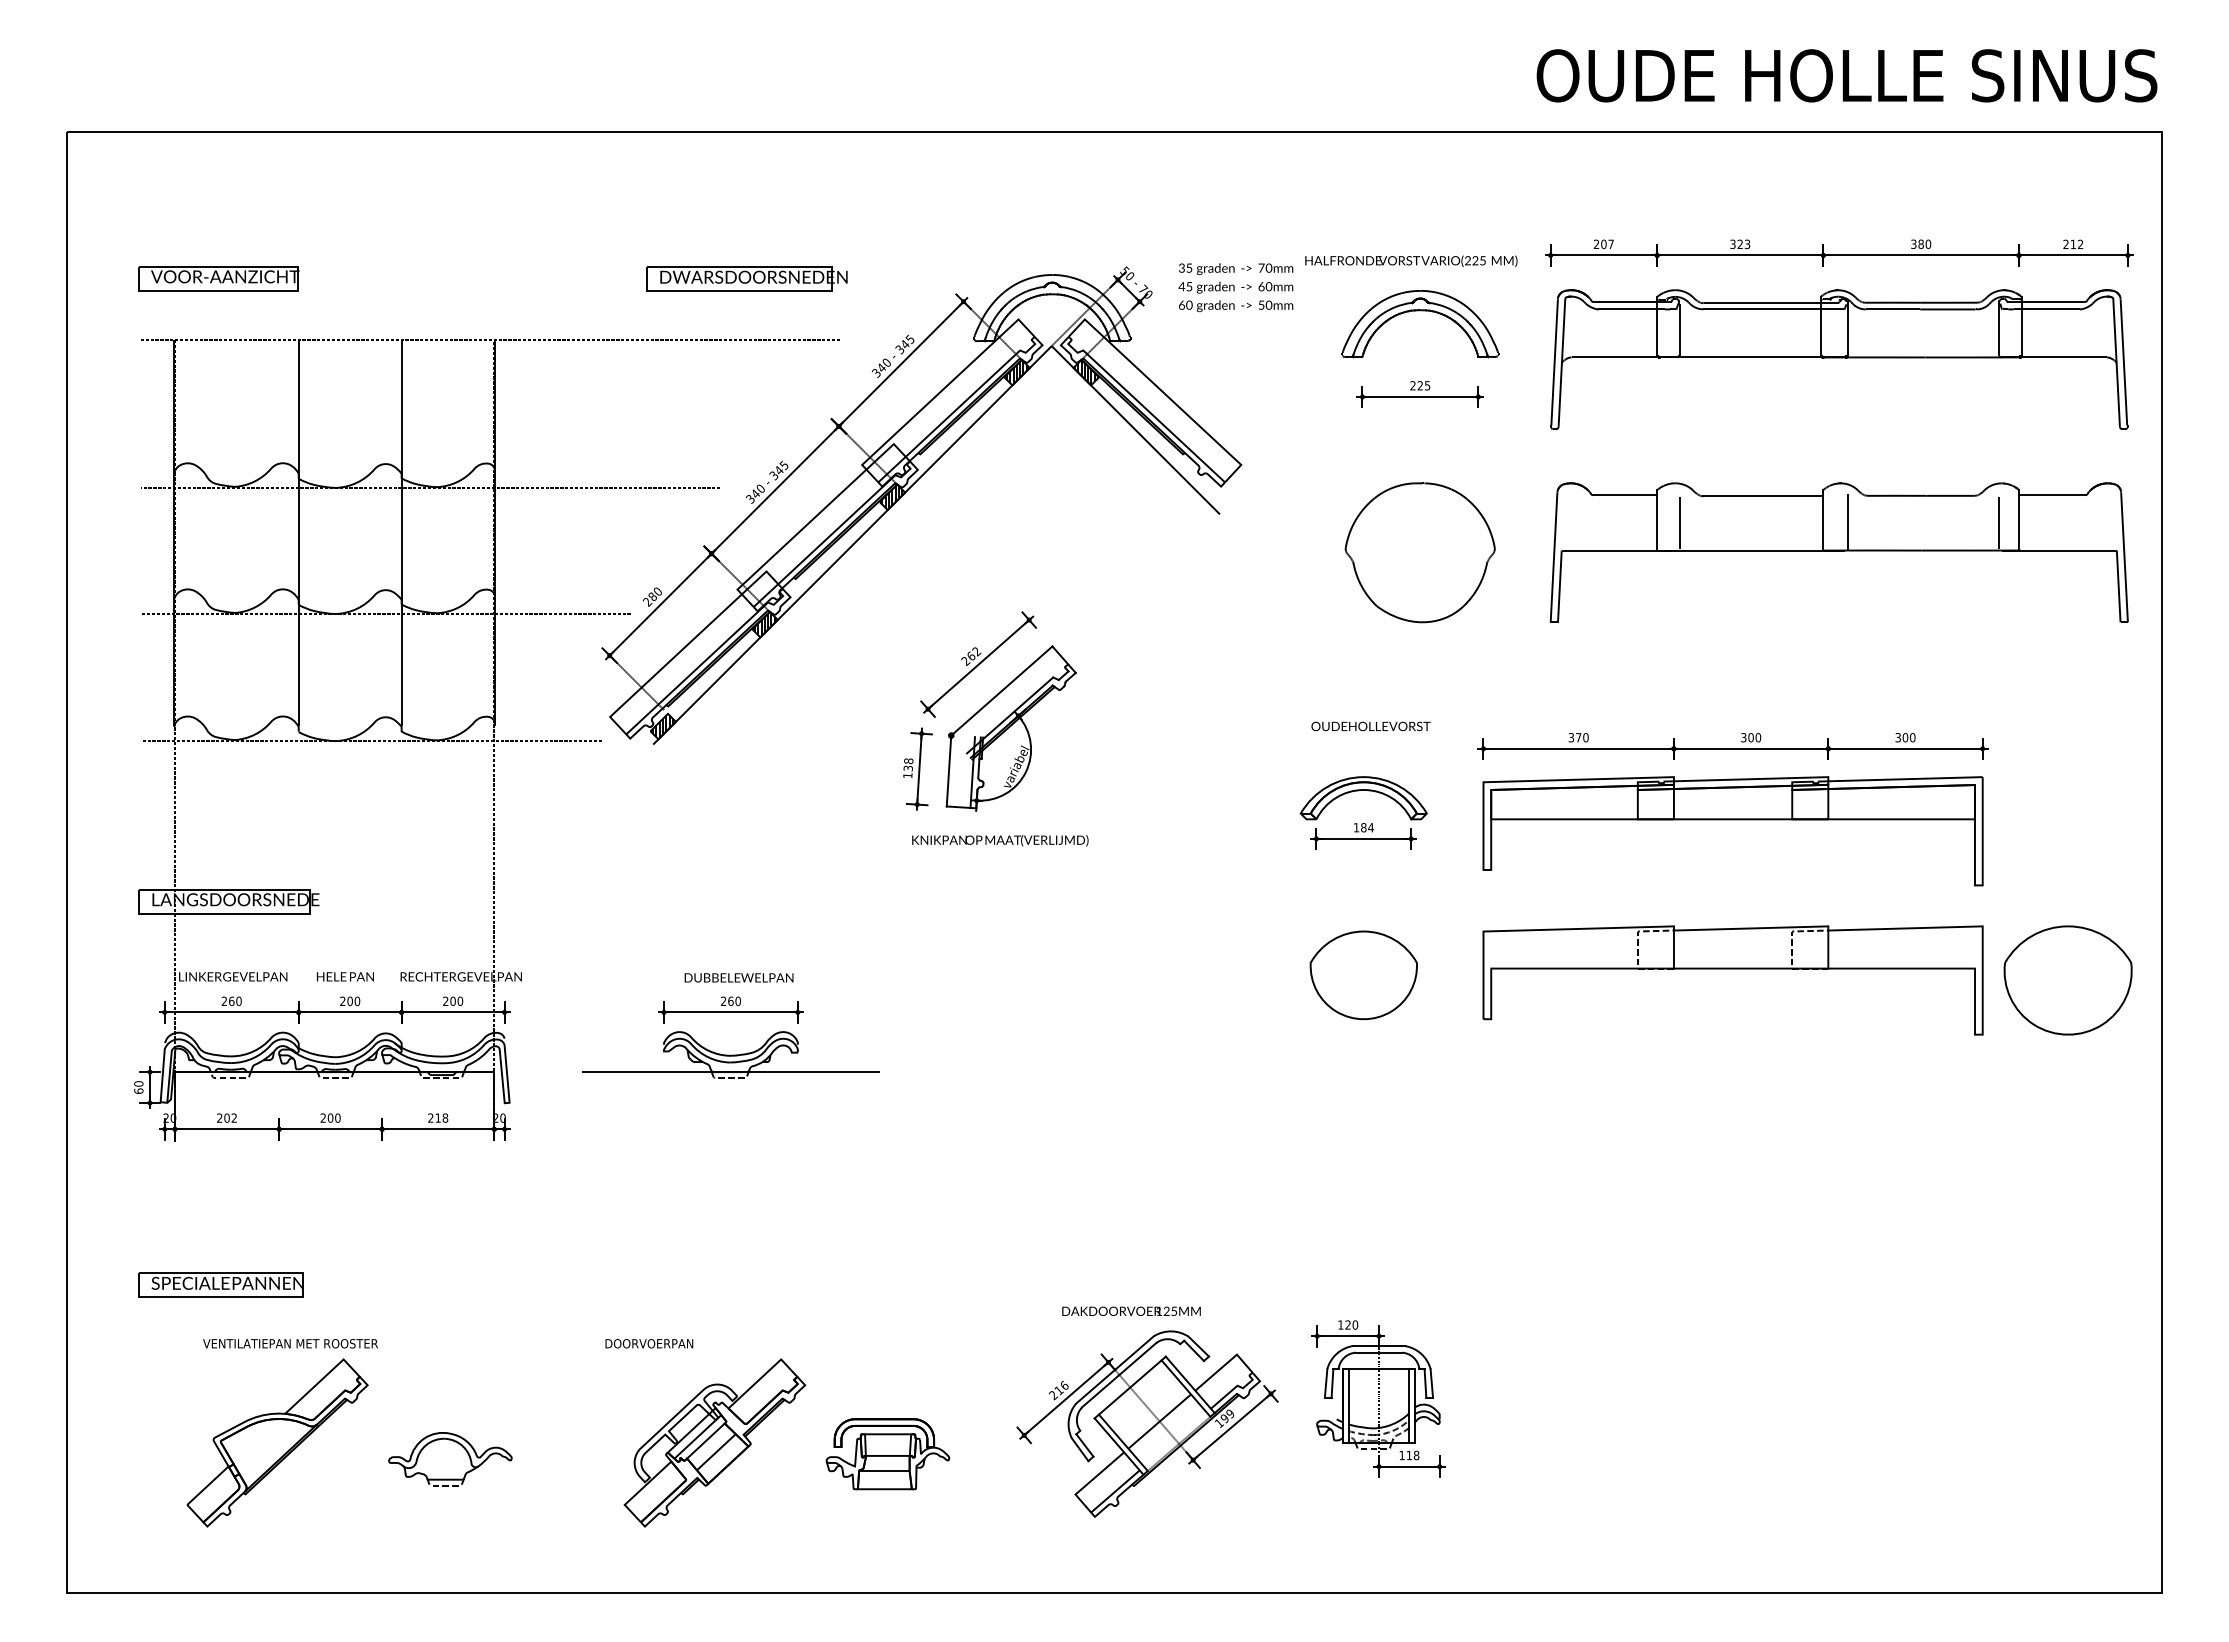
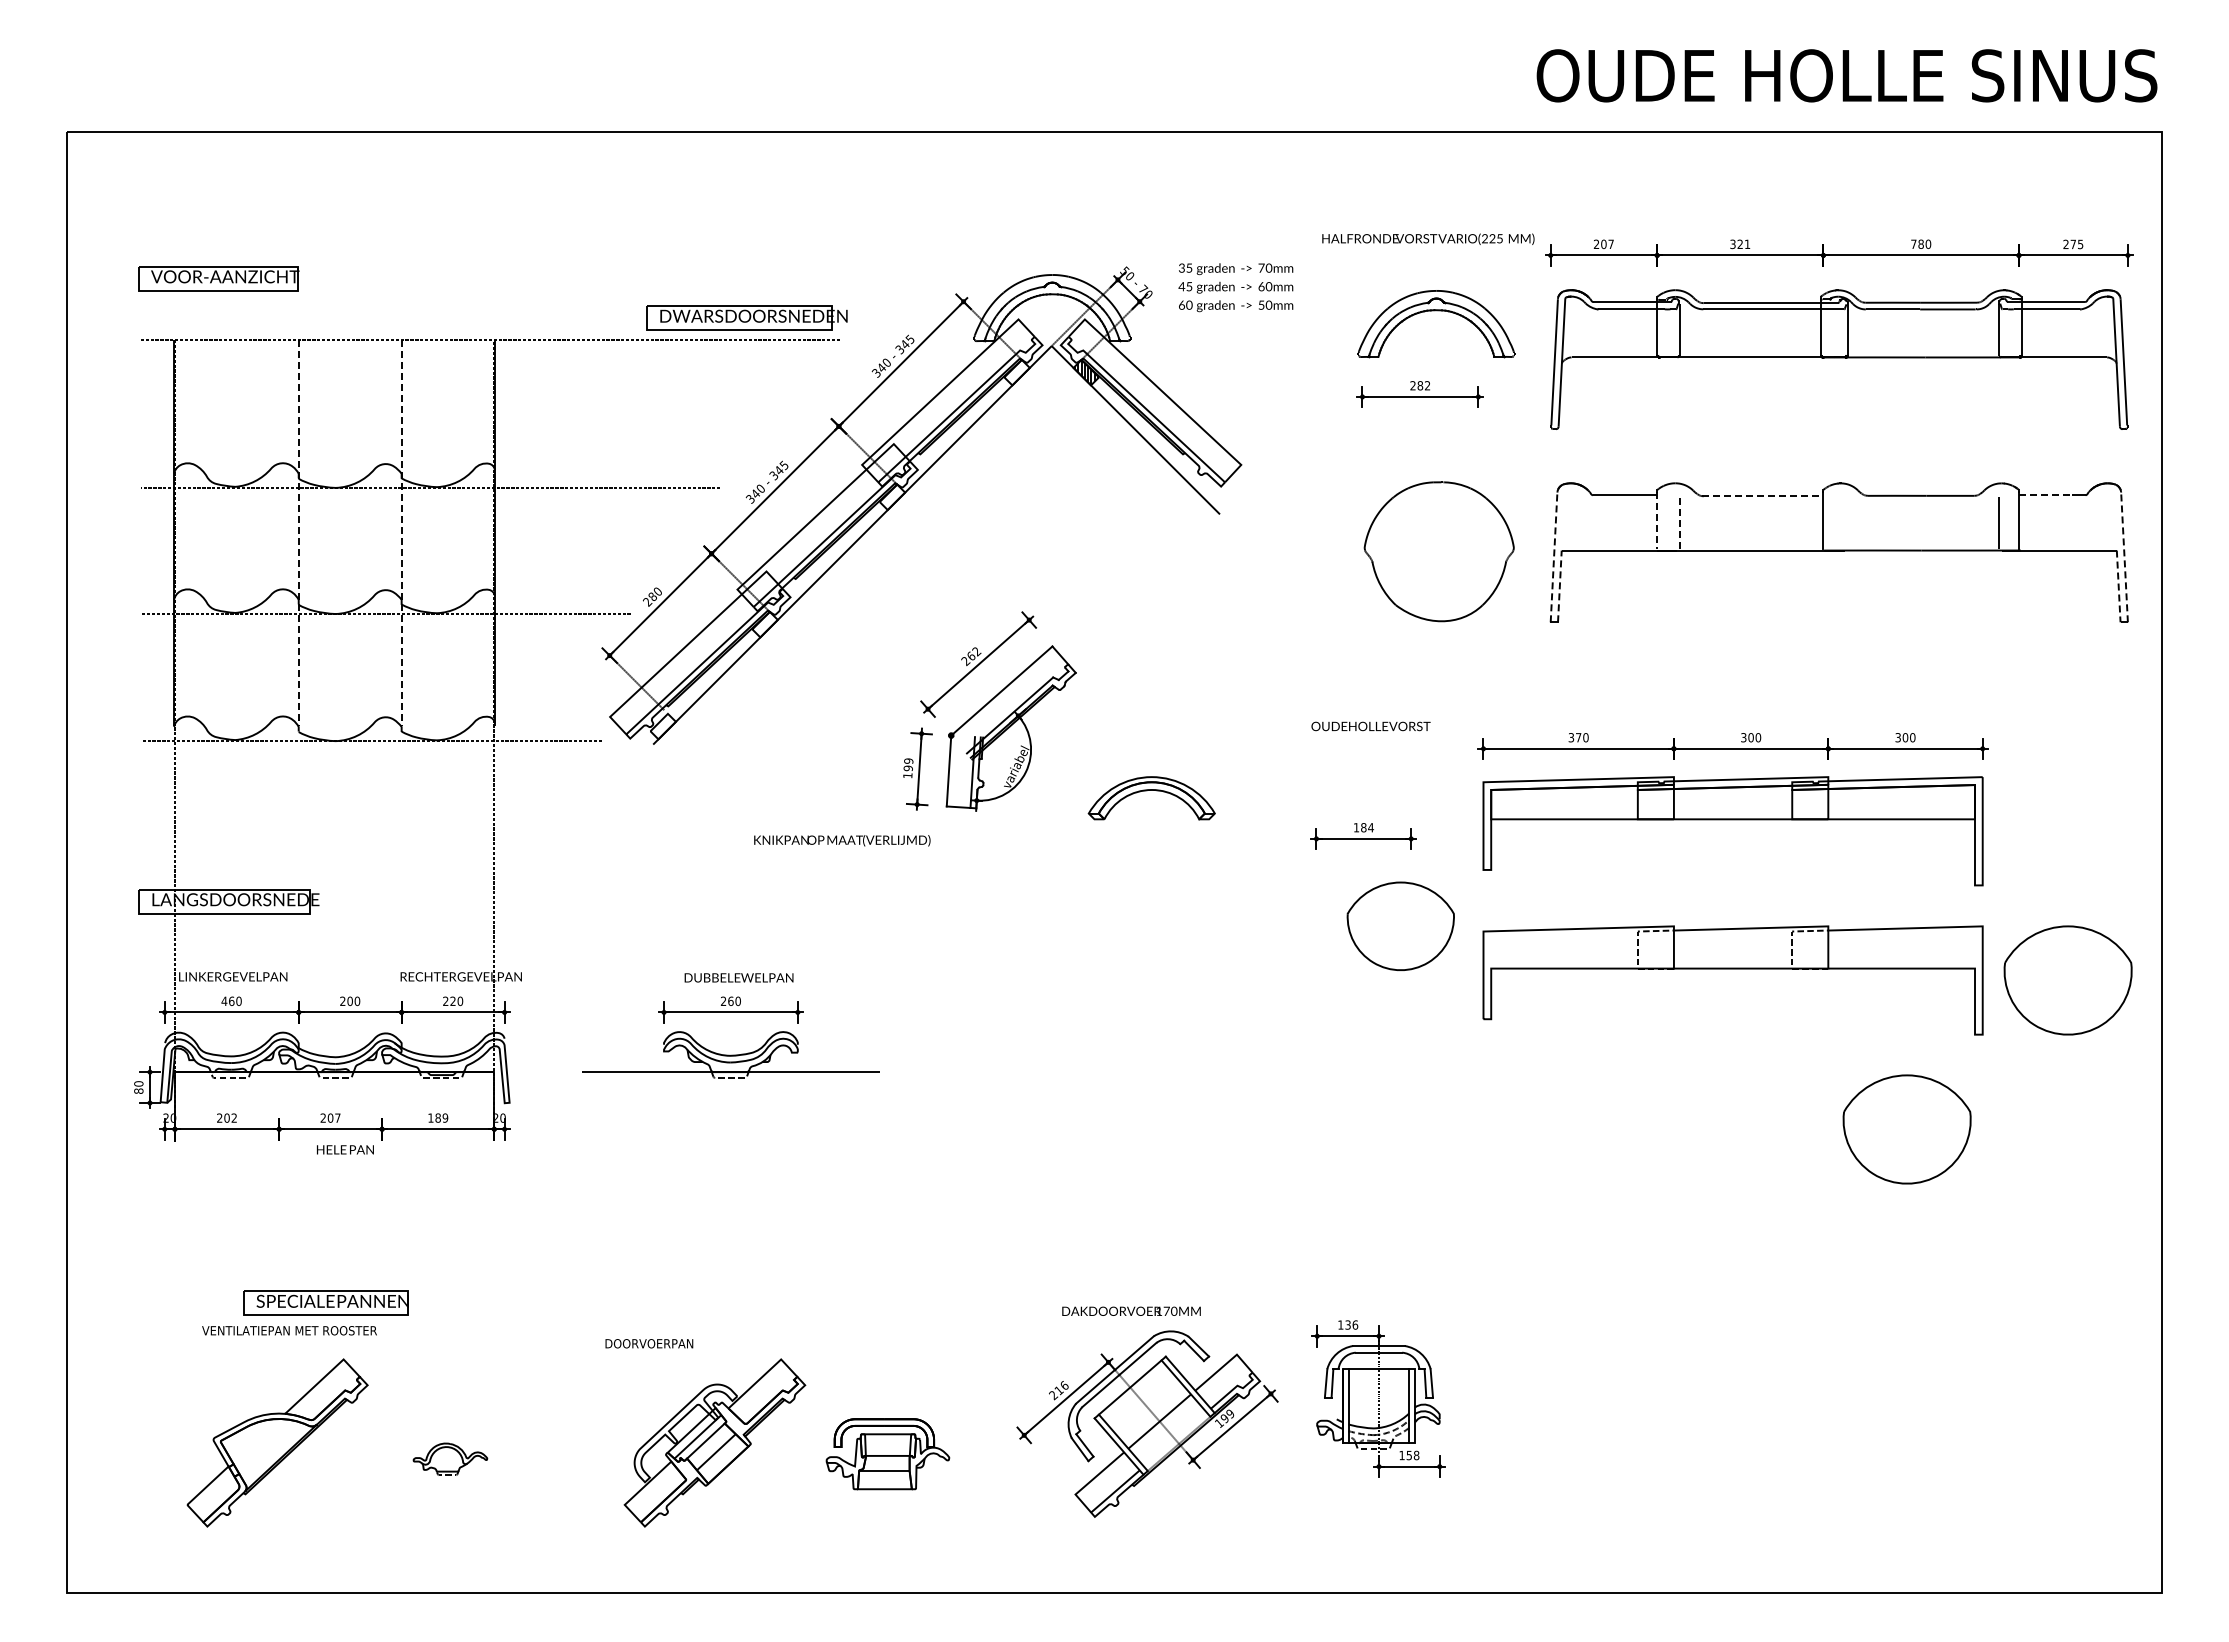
text: 380 -> 780 (1913, 243)
text: 323 -> 321 (1747, 244)
text: 212 -> 275 (2076, 244)
text position: (1411, 260) -> (1428, 238) (1428, 238)
part position: (746, 278) -> (746, 317) (746, 317)
part position: (1420, 311) -> (1436, 311) (1436, 311)
hatch: present -> none (1016, 372)
text: 225 -> 282 (1423, 385)
line: solid -> dashed (2045, 495)
line: solid -> dashed (1763, 496)
hatch: present -> none (892, 497)
line: solid -> dashed (1657, 521)
line: solid -> dashed (1679, 522)
line: present -> none (1847, 522)
line: solid -> dashed (298, 533)
line: solid -> dashed (401, 533)
part position: (1419, 552) -> (1438, 551) (1438, 551)
line: solid -> dashed (1554, 557)
line: solid -> dashed (2124, 557)
line: solid -> dashed (1559, 586)
line: solid -> dashed (2118, 586)
hatch: present -> none (764, 624)
hatch: present -> none (662, 726)
text: 138 -> 199 (908, 764)
part position: (1363, 790) -> (1151, 790) (1151, 790)
text position: (1000, 840) -> (842, 840) (842, 840)
part position: (1363, 974) -> (1400, 925) (1400, 925)
text position: (345, 976) -> (345, 1149) (345, 1149)
text: 260 -> 460 (224, 1000)
text: 200 -> 220 (452, 1001)
text: 60 -> 80 (138, 1090)
text: 200 -> 207 (337, 1117)
text: 218 -> 189 (438, 1117)
part: none -> present (1906, 1129)
part position: (220, 1284) -> (325, 1302) (325, 1302)
text: 125MM -> 170MM (1170, 1310)
text: 120 -> 136 (1351, 1324)
text position: (290, 1343) -> (289, 1330) (289, 1330)
text: 118 -> 158 (1408, 1455)
part size: 125x55 px -> 77x34 px (450, 1458)
